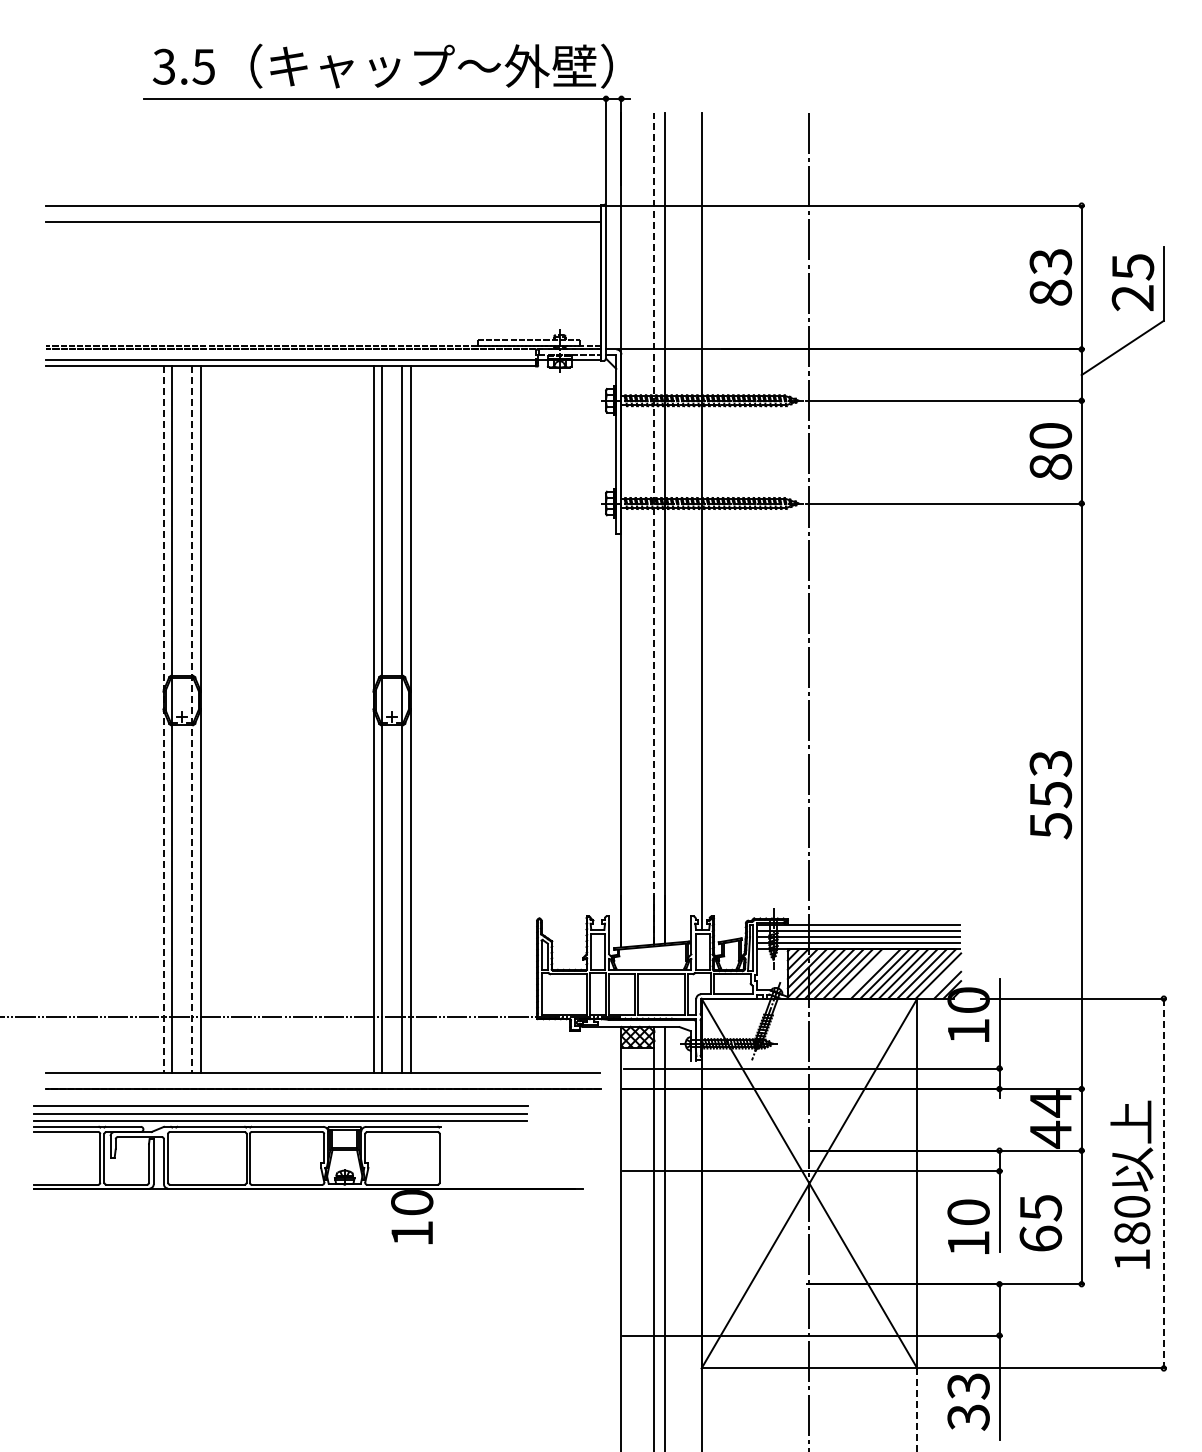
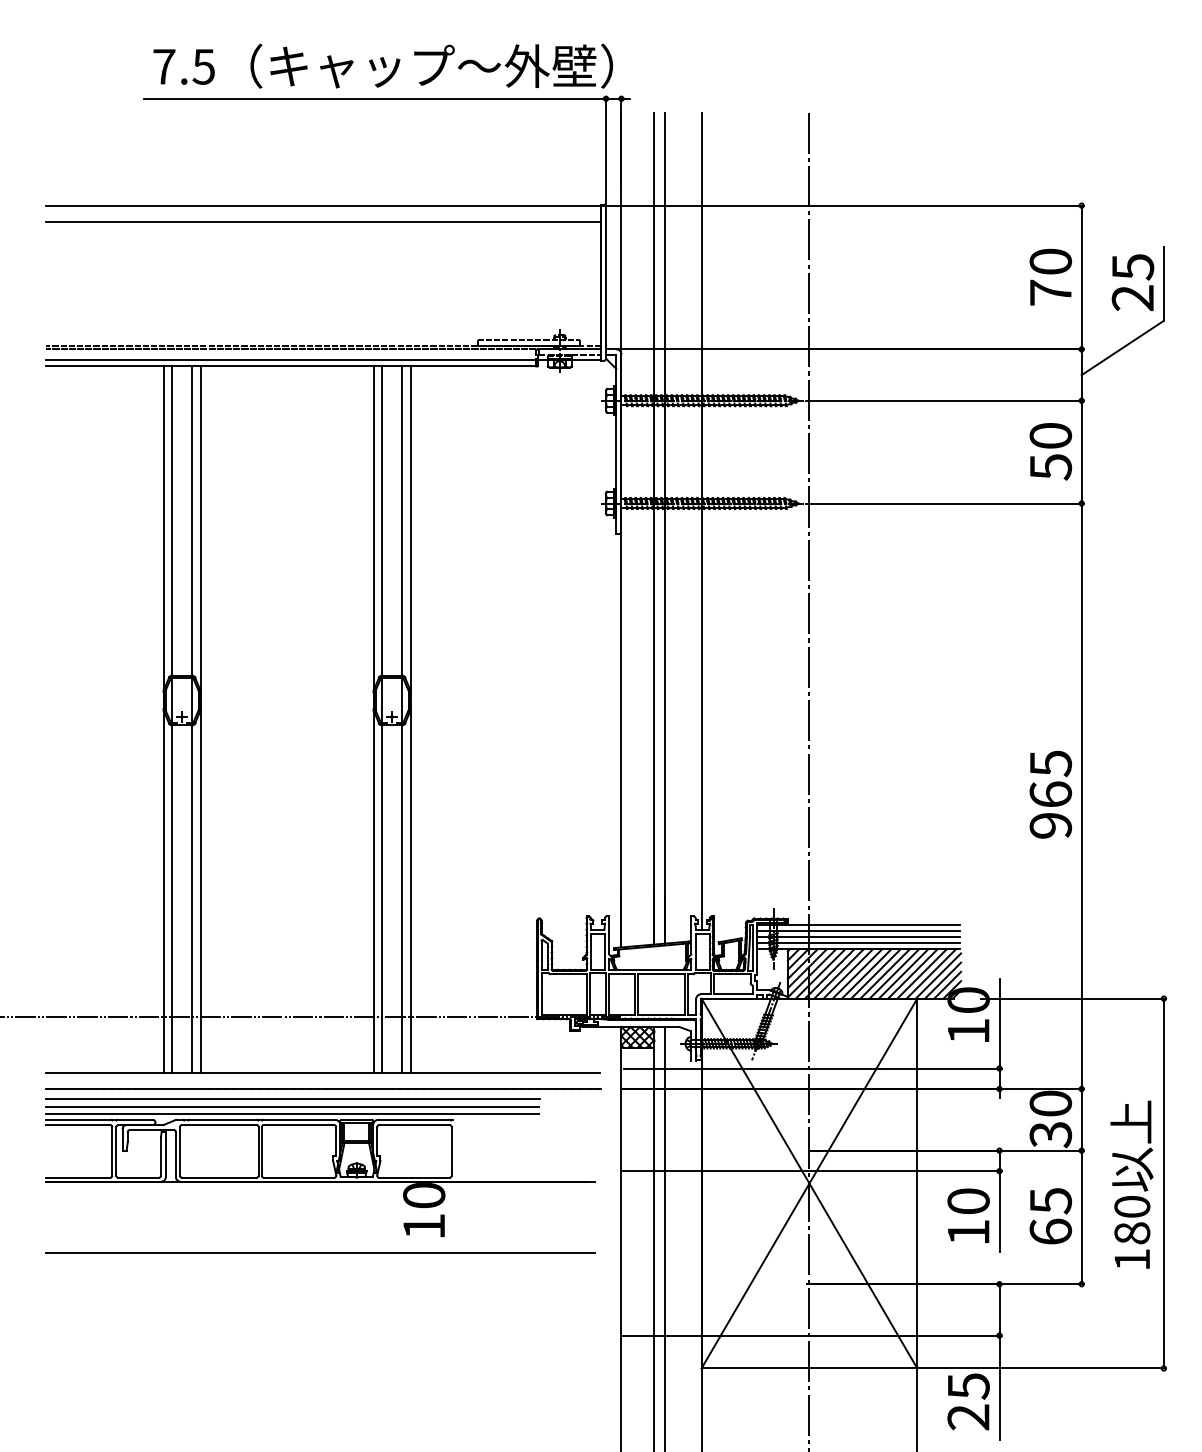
text: 3.5 -> 7.5 (163, 66)
text: 83 -> 70 (1050, 276)
text: 80 -> 50 (1050, 467)
line: dashed -> solid (654, 528)
line: dashed -> solid (163, 719)
line: dashed -> solid (192, 719)
text: 553 -> 965 (1050, 794)
line: none -> present (866, 973)
line: none -> present (943, 980)
text: 44 -> 30 (1050, 1119)
part position: (308, 1174) -> (320, 1167) (320, 1167)
line: dashed -> solid (1163, 1183)
text position: (1040, 1223) -> (1050, 1216) (1050, 1216)
text position: (968, 1226) -> (968, 1215) (968, 1215)
line: none -> present (320, 1253)
text: 33 -> 25 (968, 1401)
line: dashed -> solid (917, 1410)
